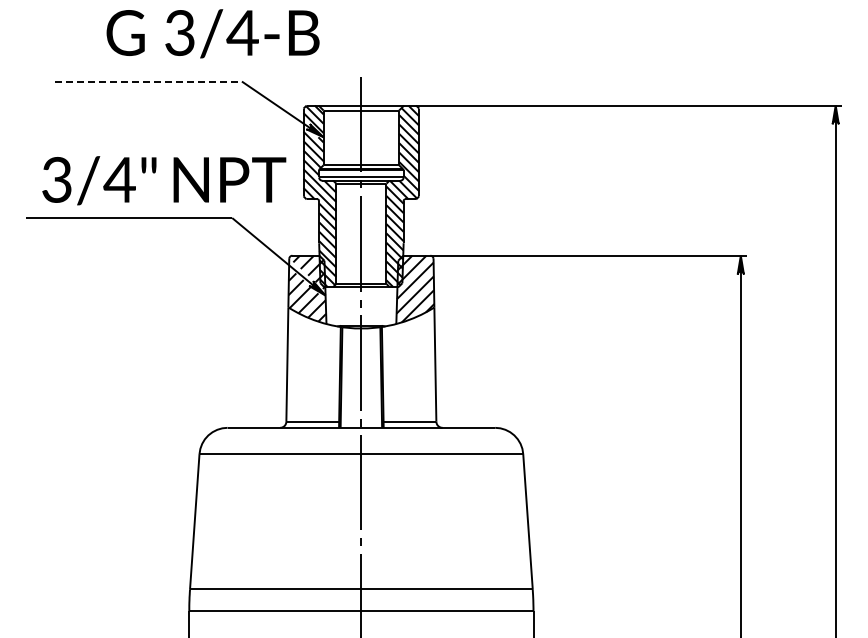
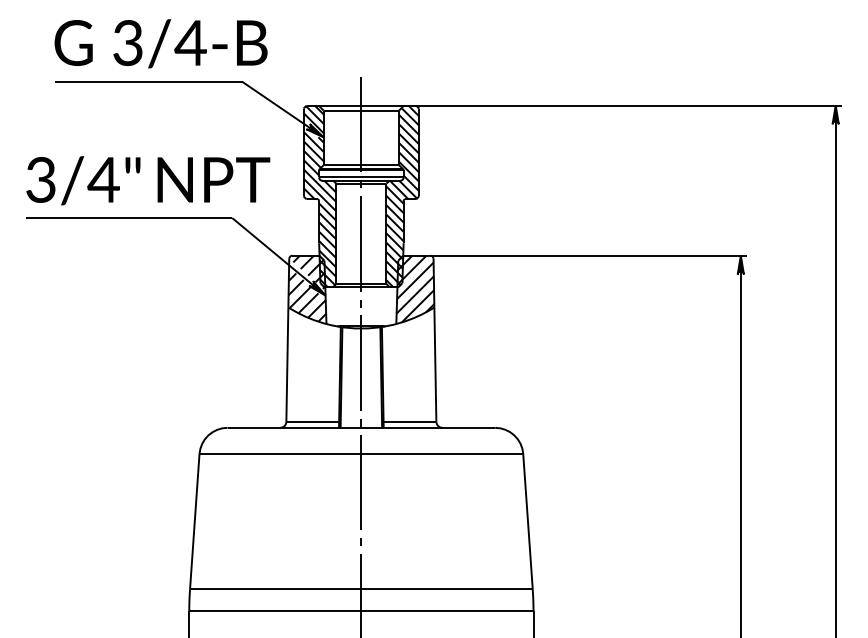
text position: (212, 33) -> (160, 43) (160, 43)
line: dashed -> solid (148, 81)
text position: (164, 180) -> (148, 180) (148, 180)
